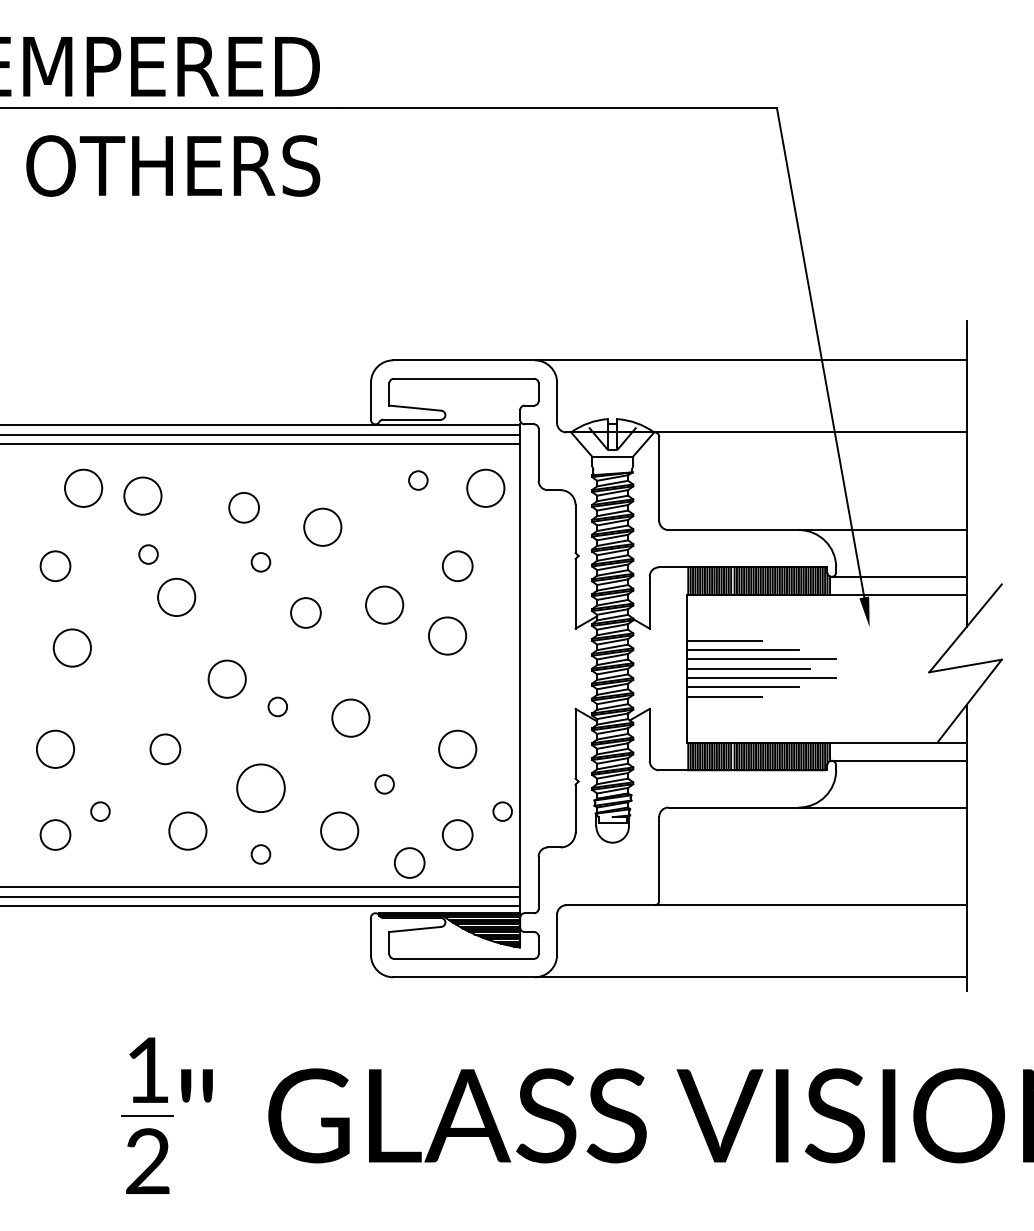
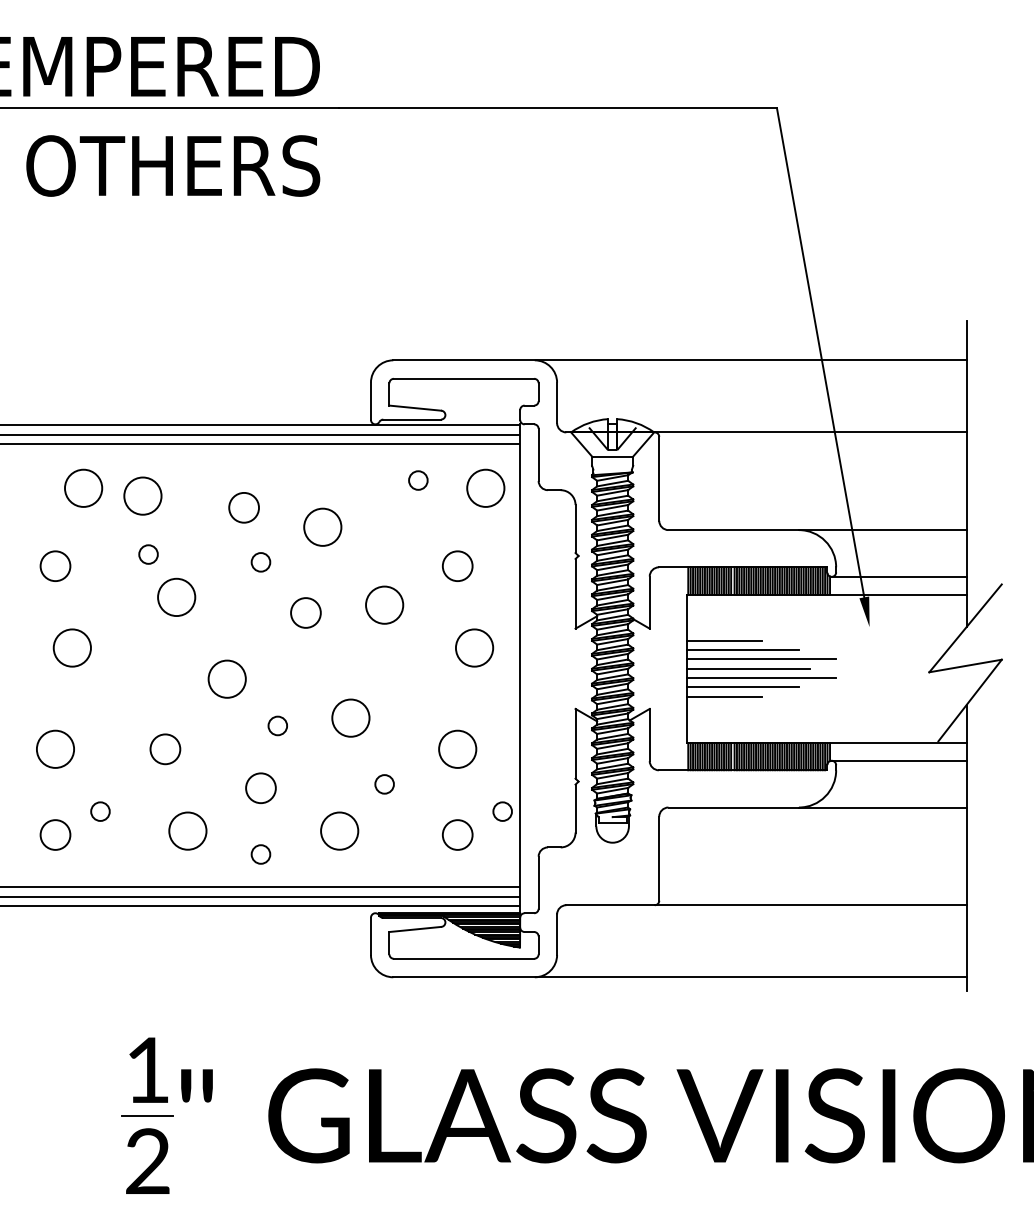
circle position: (447, 635) -> (474, 647) (474, 647)
circle position: (277, 706) -> (277, 725) (277, 725)
circle diameter: 48 px -> 30 px (260, 788)
circle: present -> none (409, 862)
